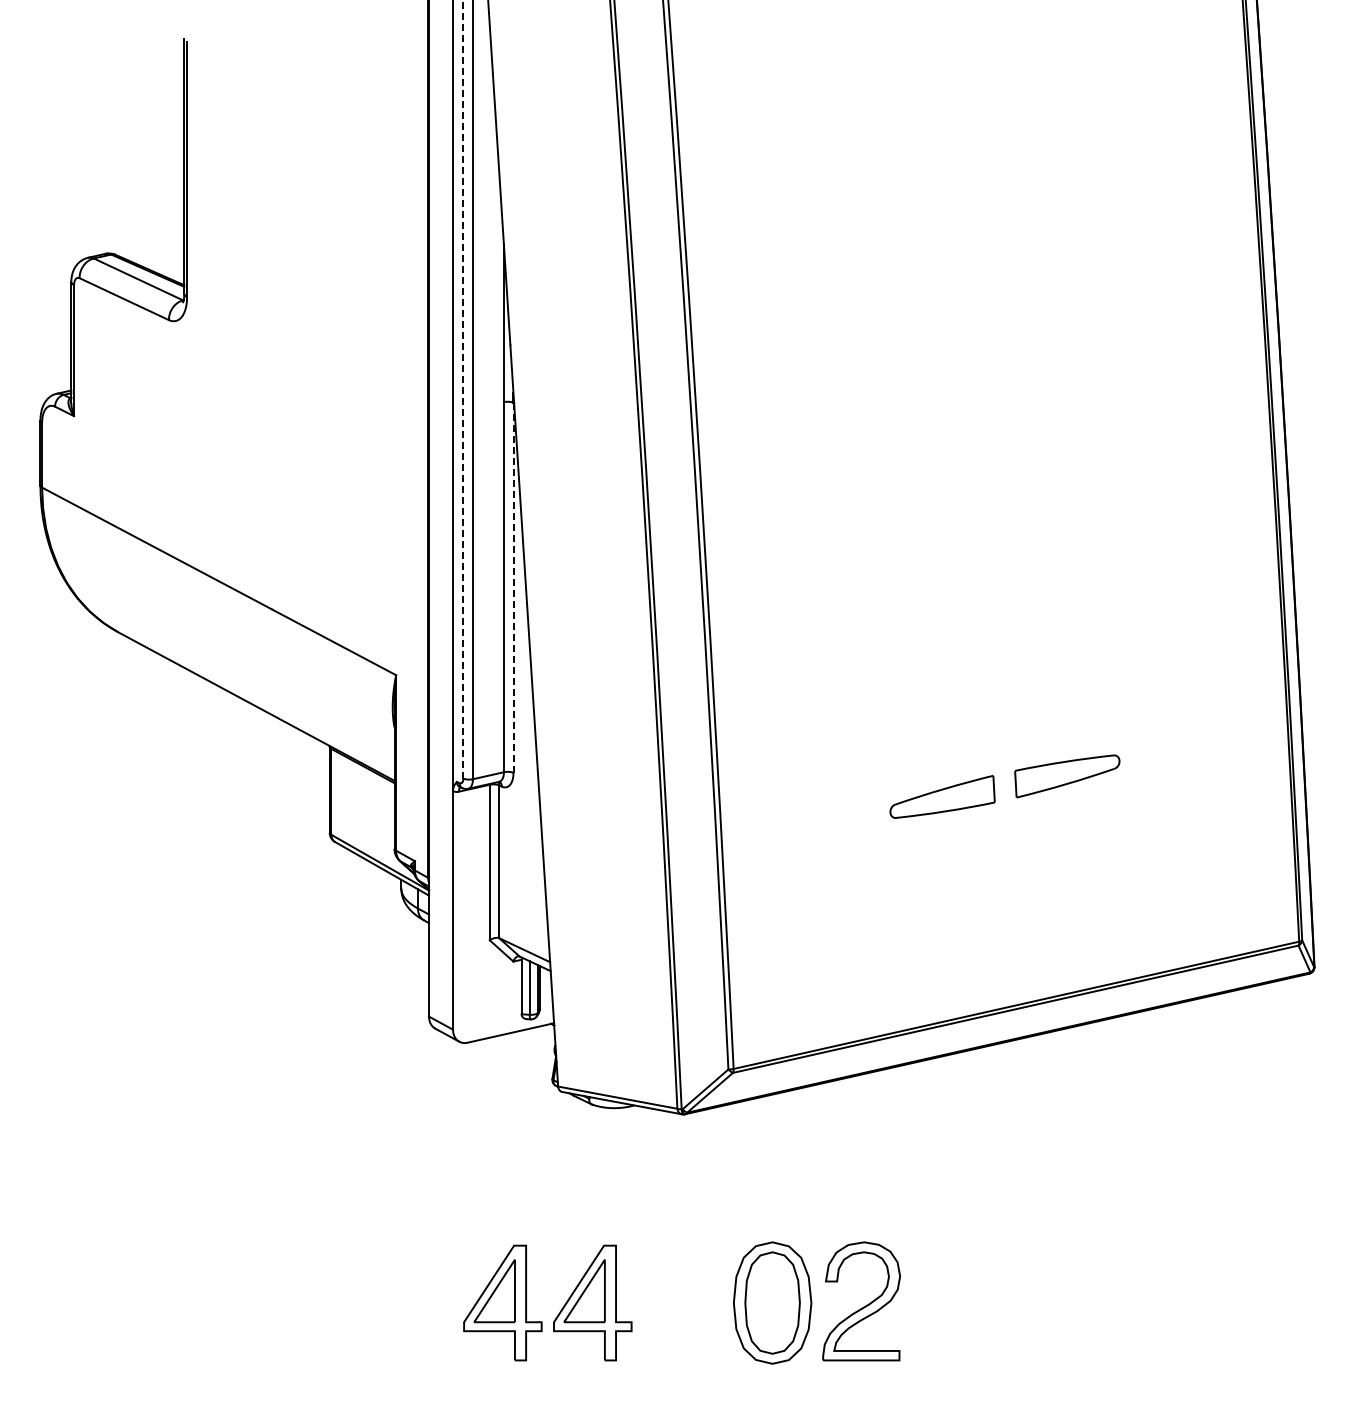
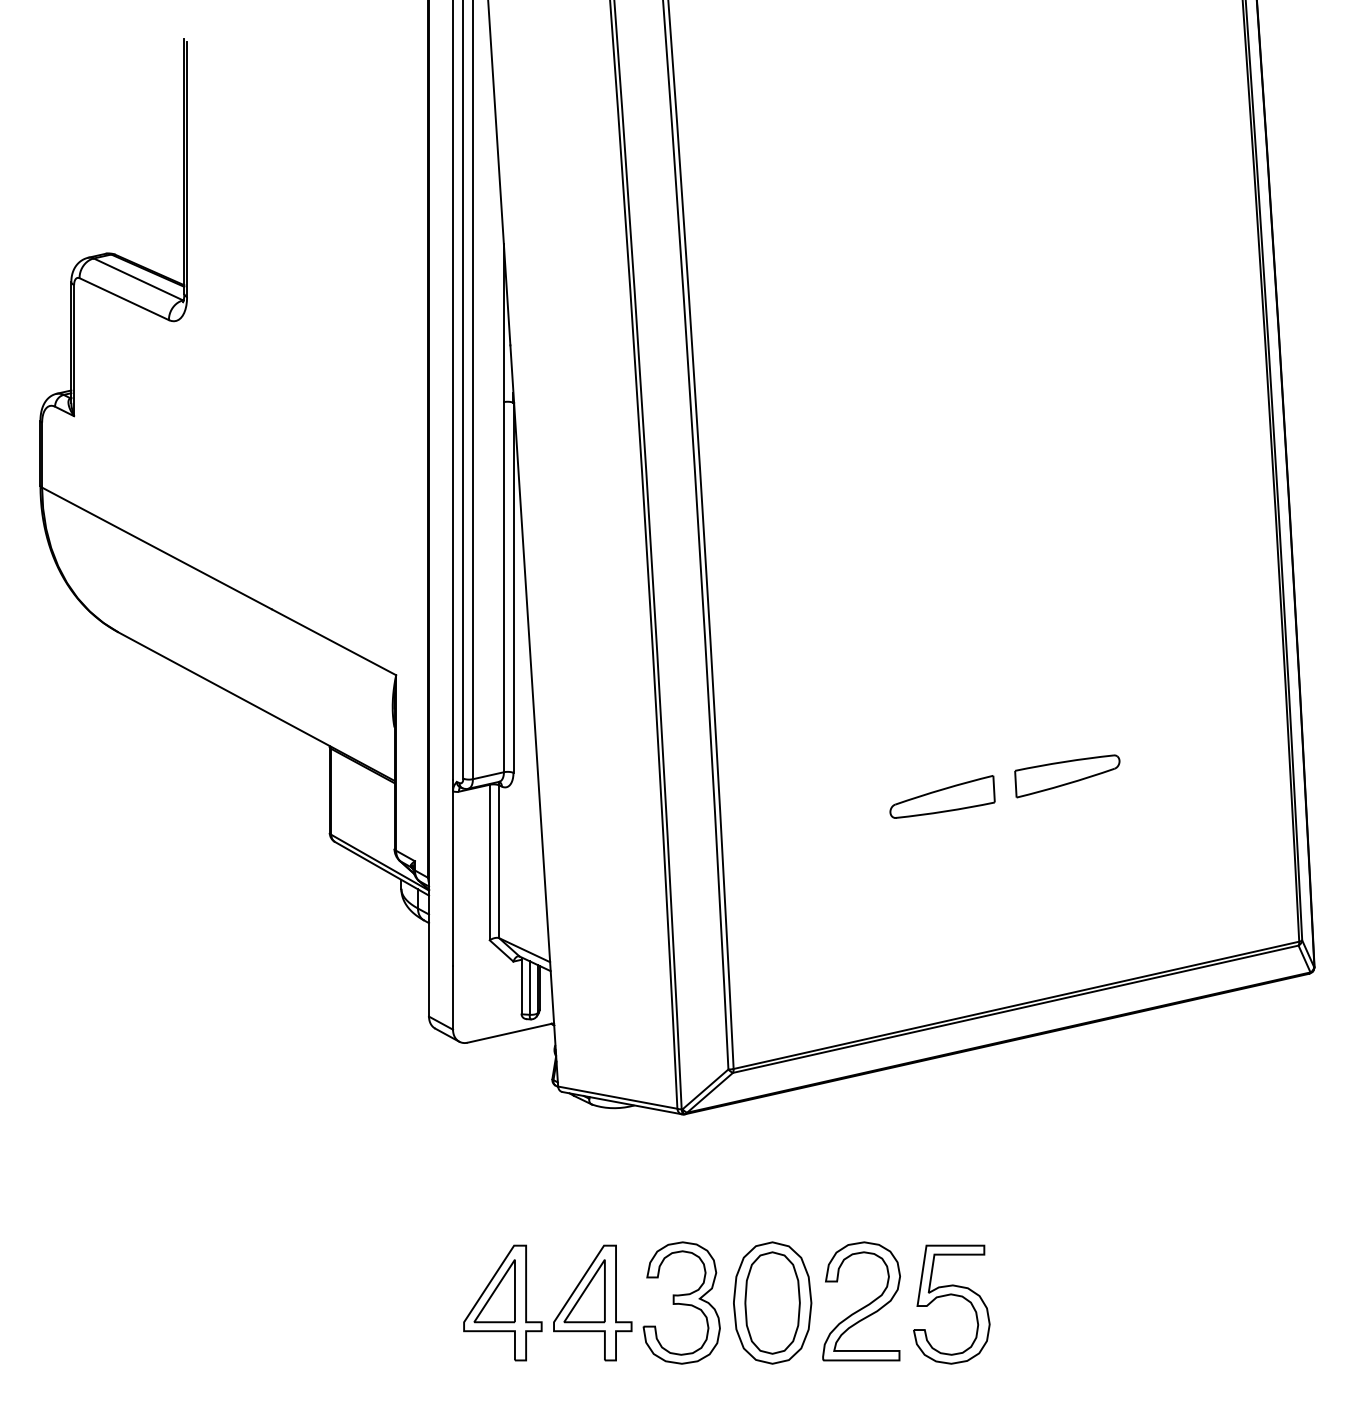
line: dashed -> solid (463, 389)
line: dashed -> solid (513, 587)
part: none -> present (955, 1296)
part: none -> present (681, 1302)
